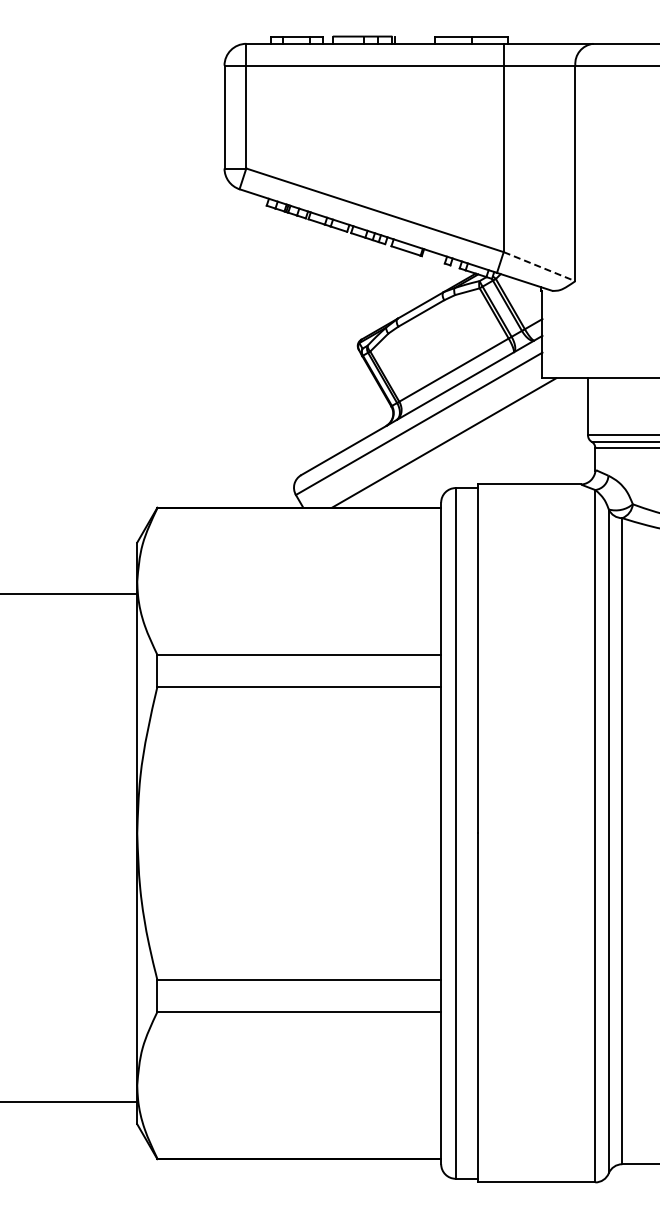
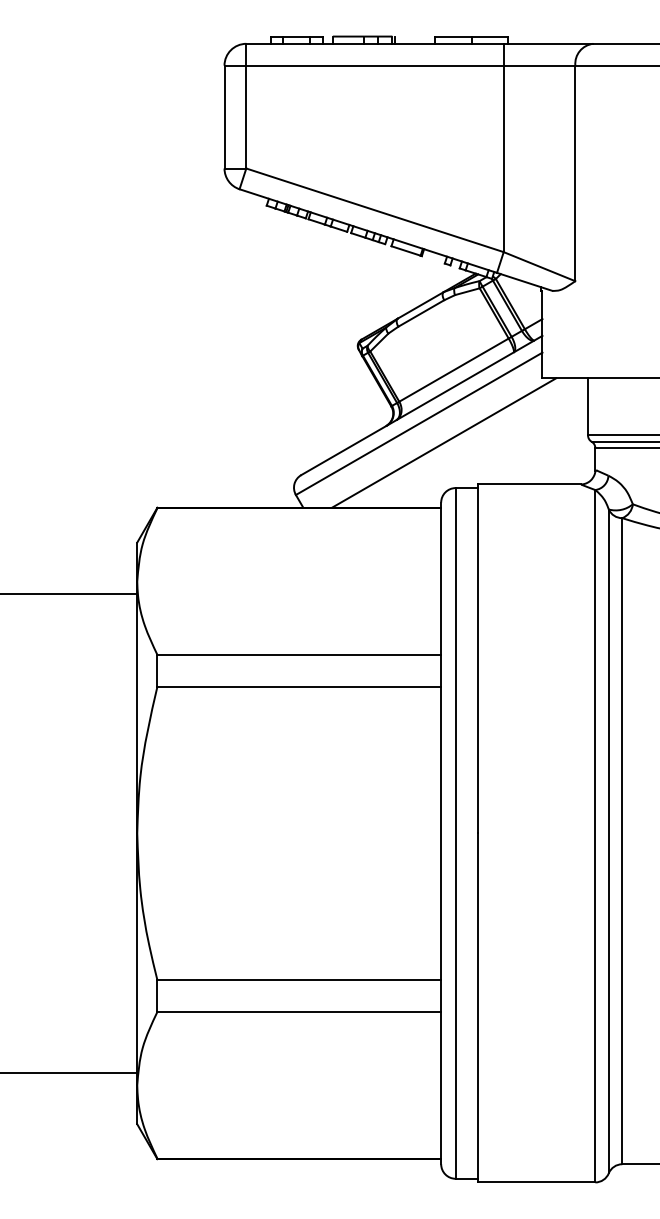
line: dashed -> solid (539, 266)
line position: (69, 1102) -> (69, 1073) (69, 1073)
